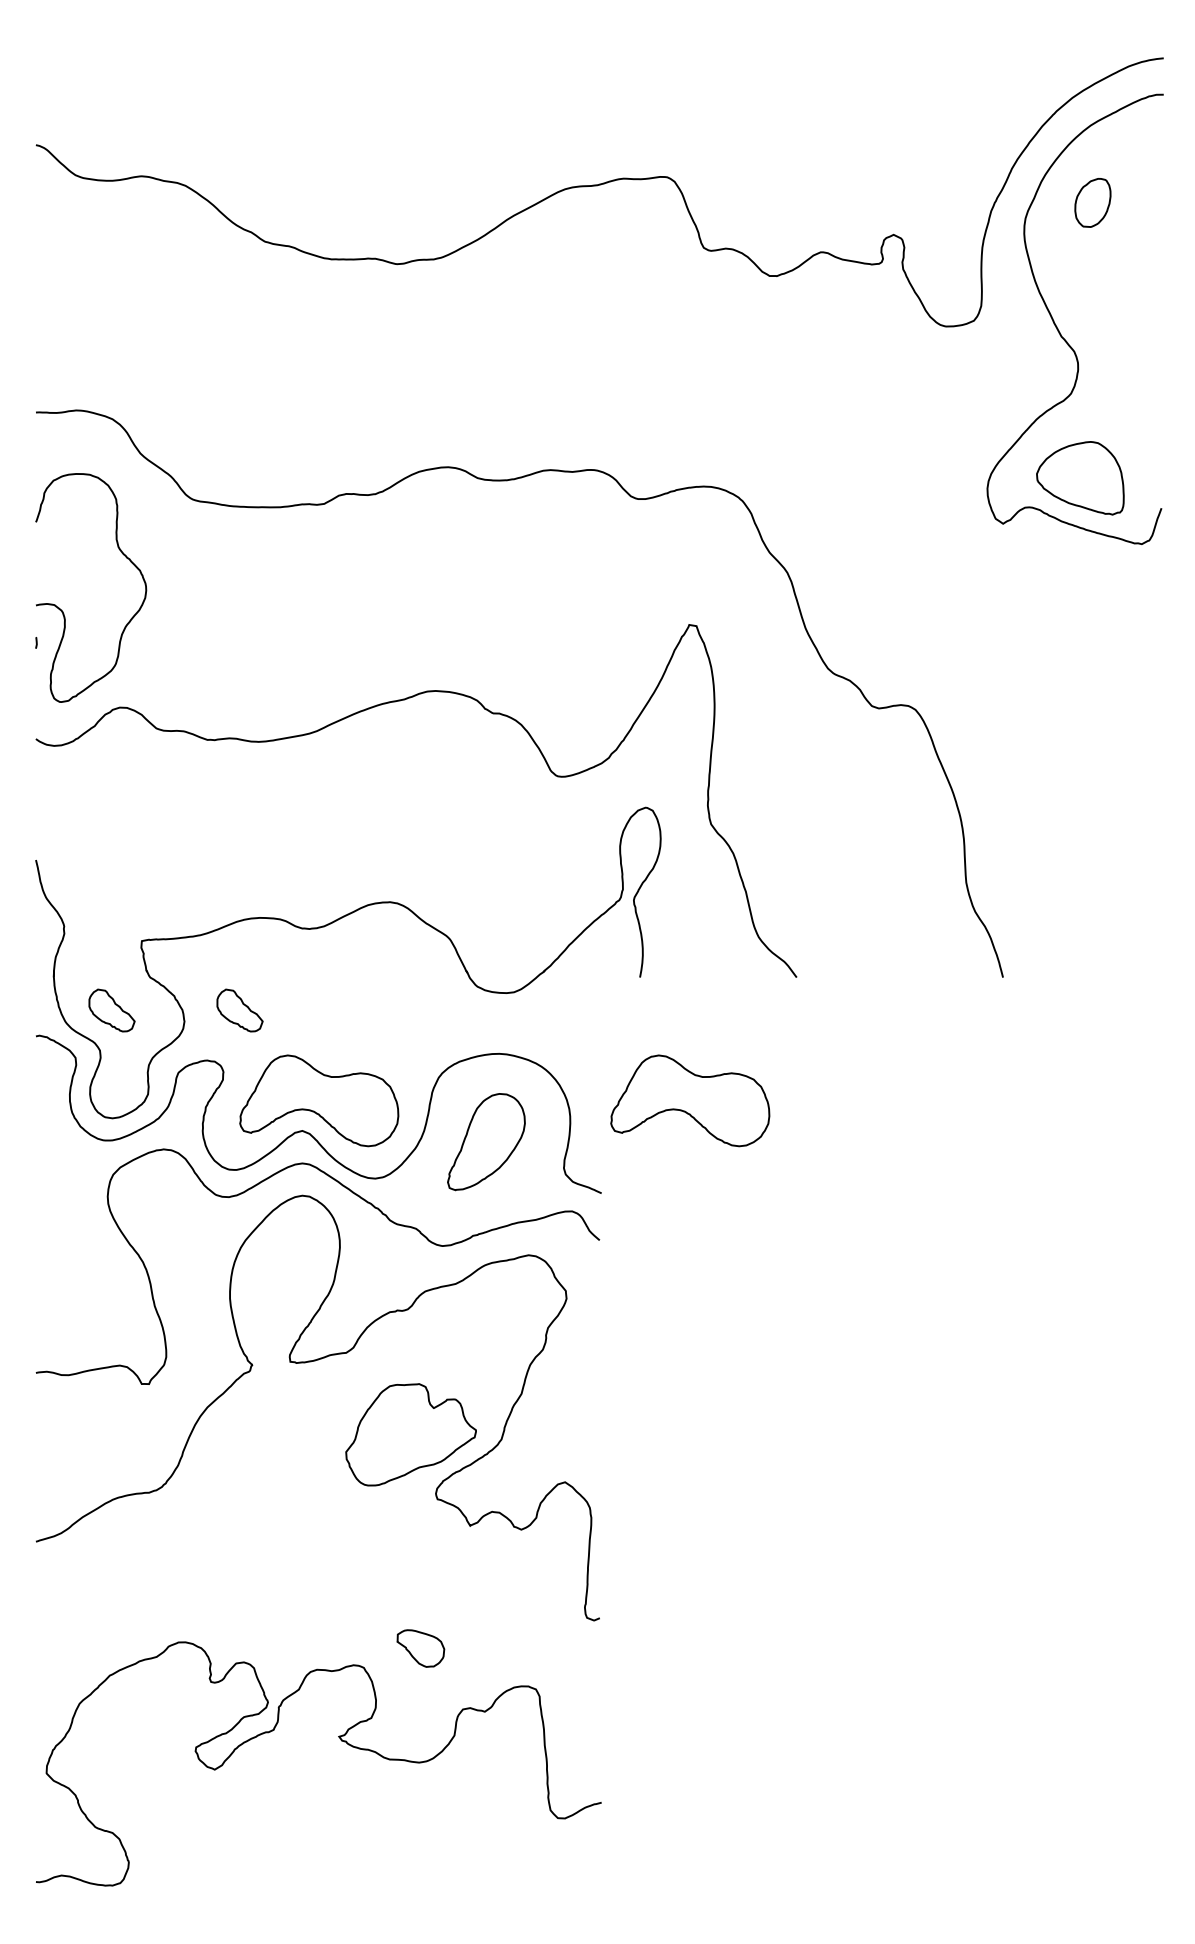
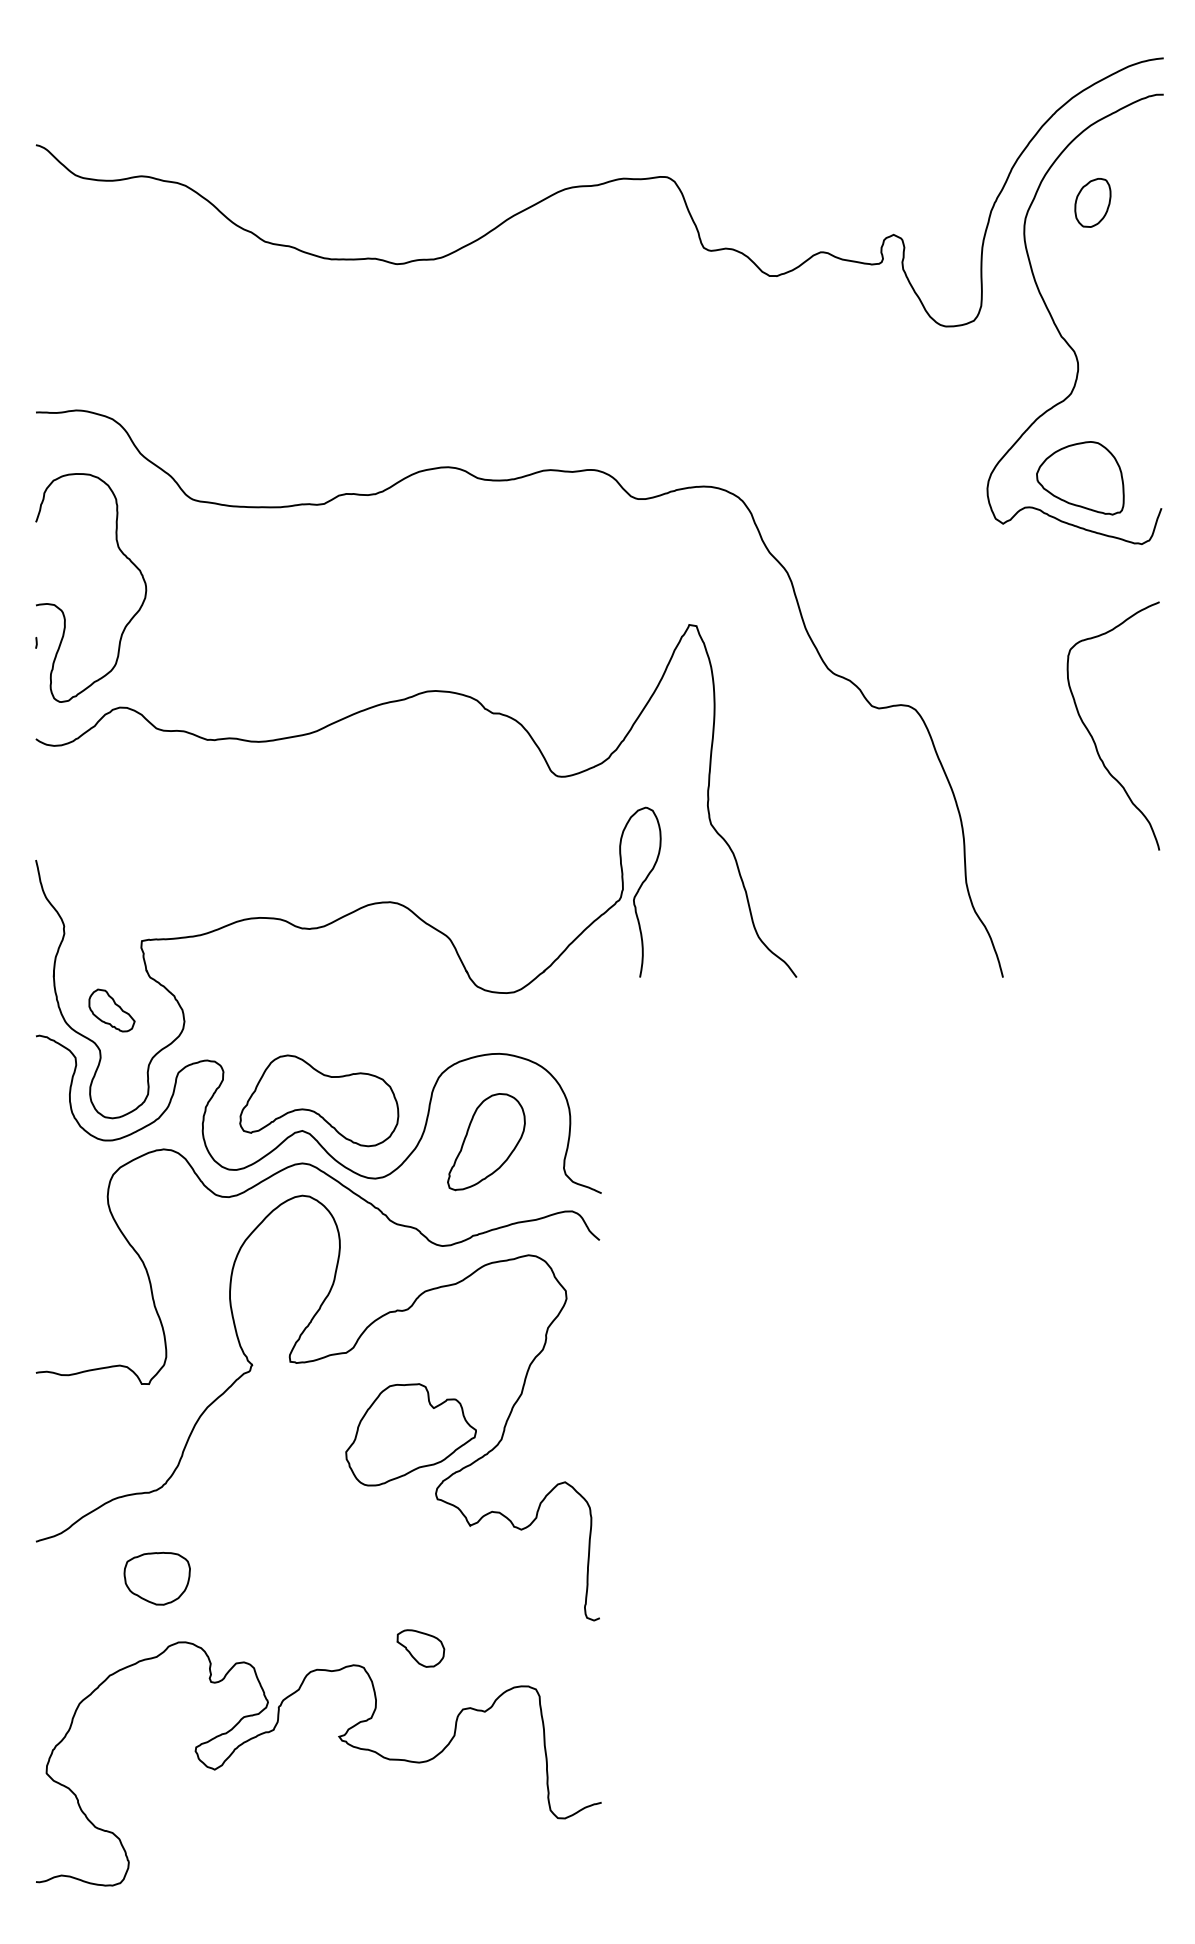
curve: none -> present (1092, 735)
part: present -> none (239, 1010)
part: present -> none (690, 1100)
part: none -> present (156, 1578)
